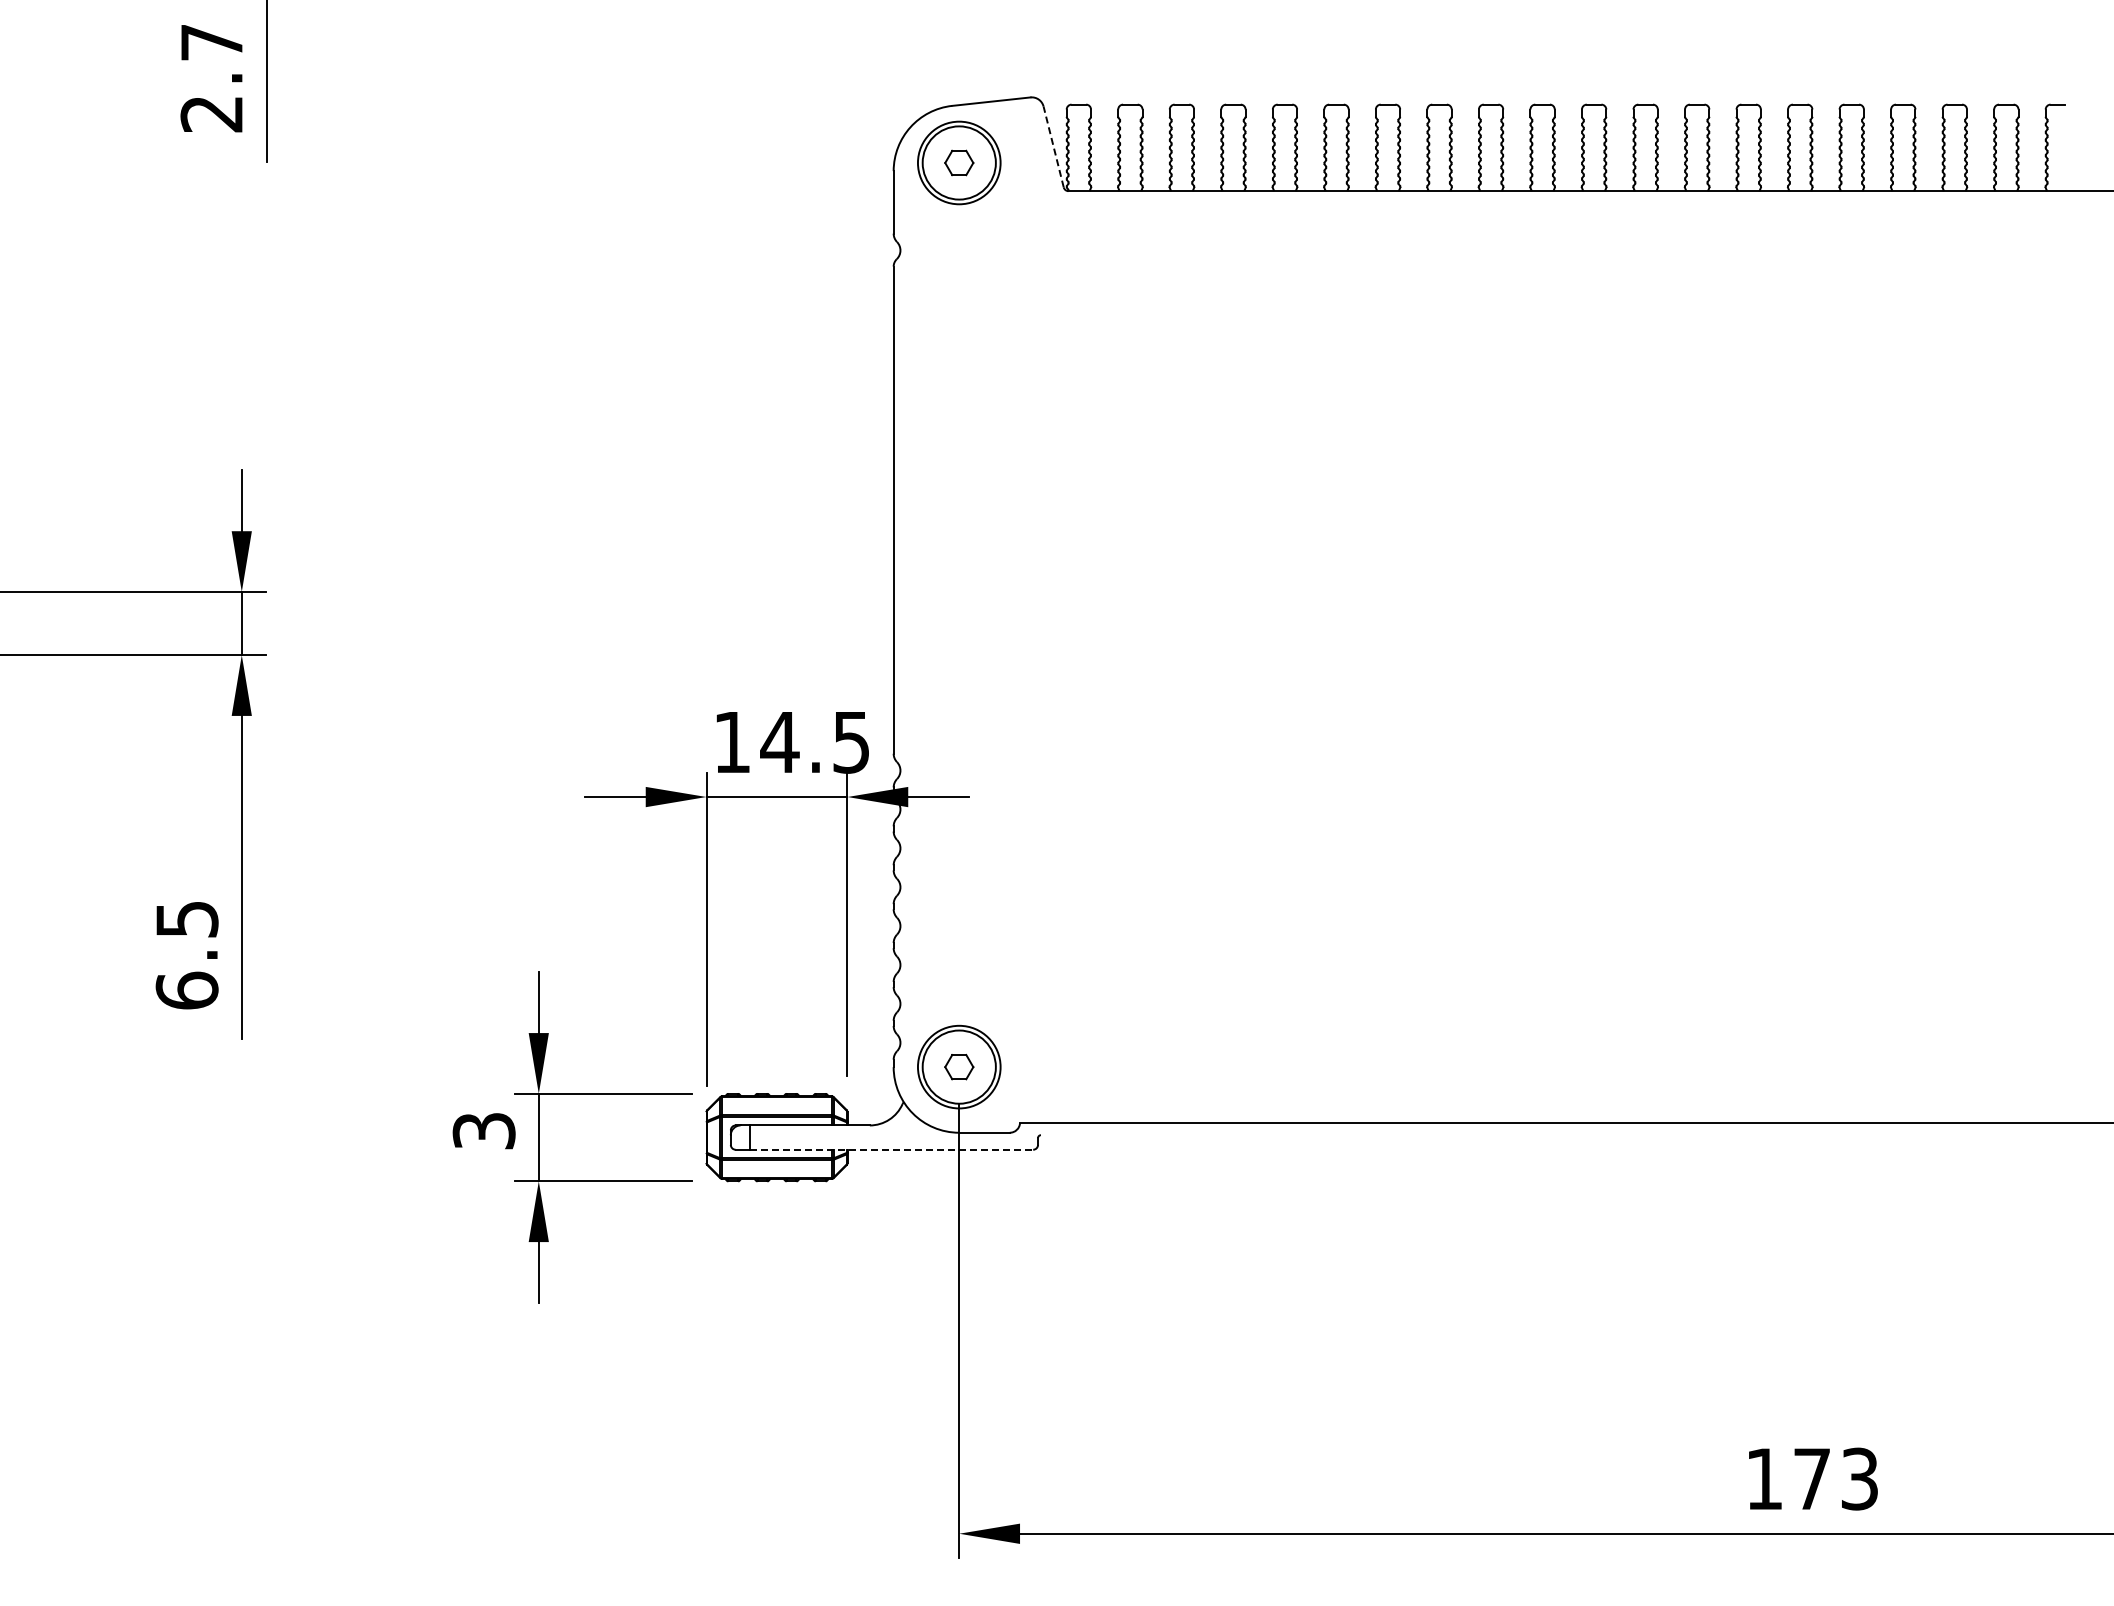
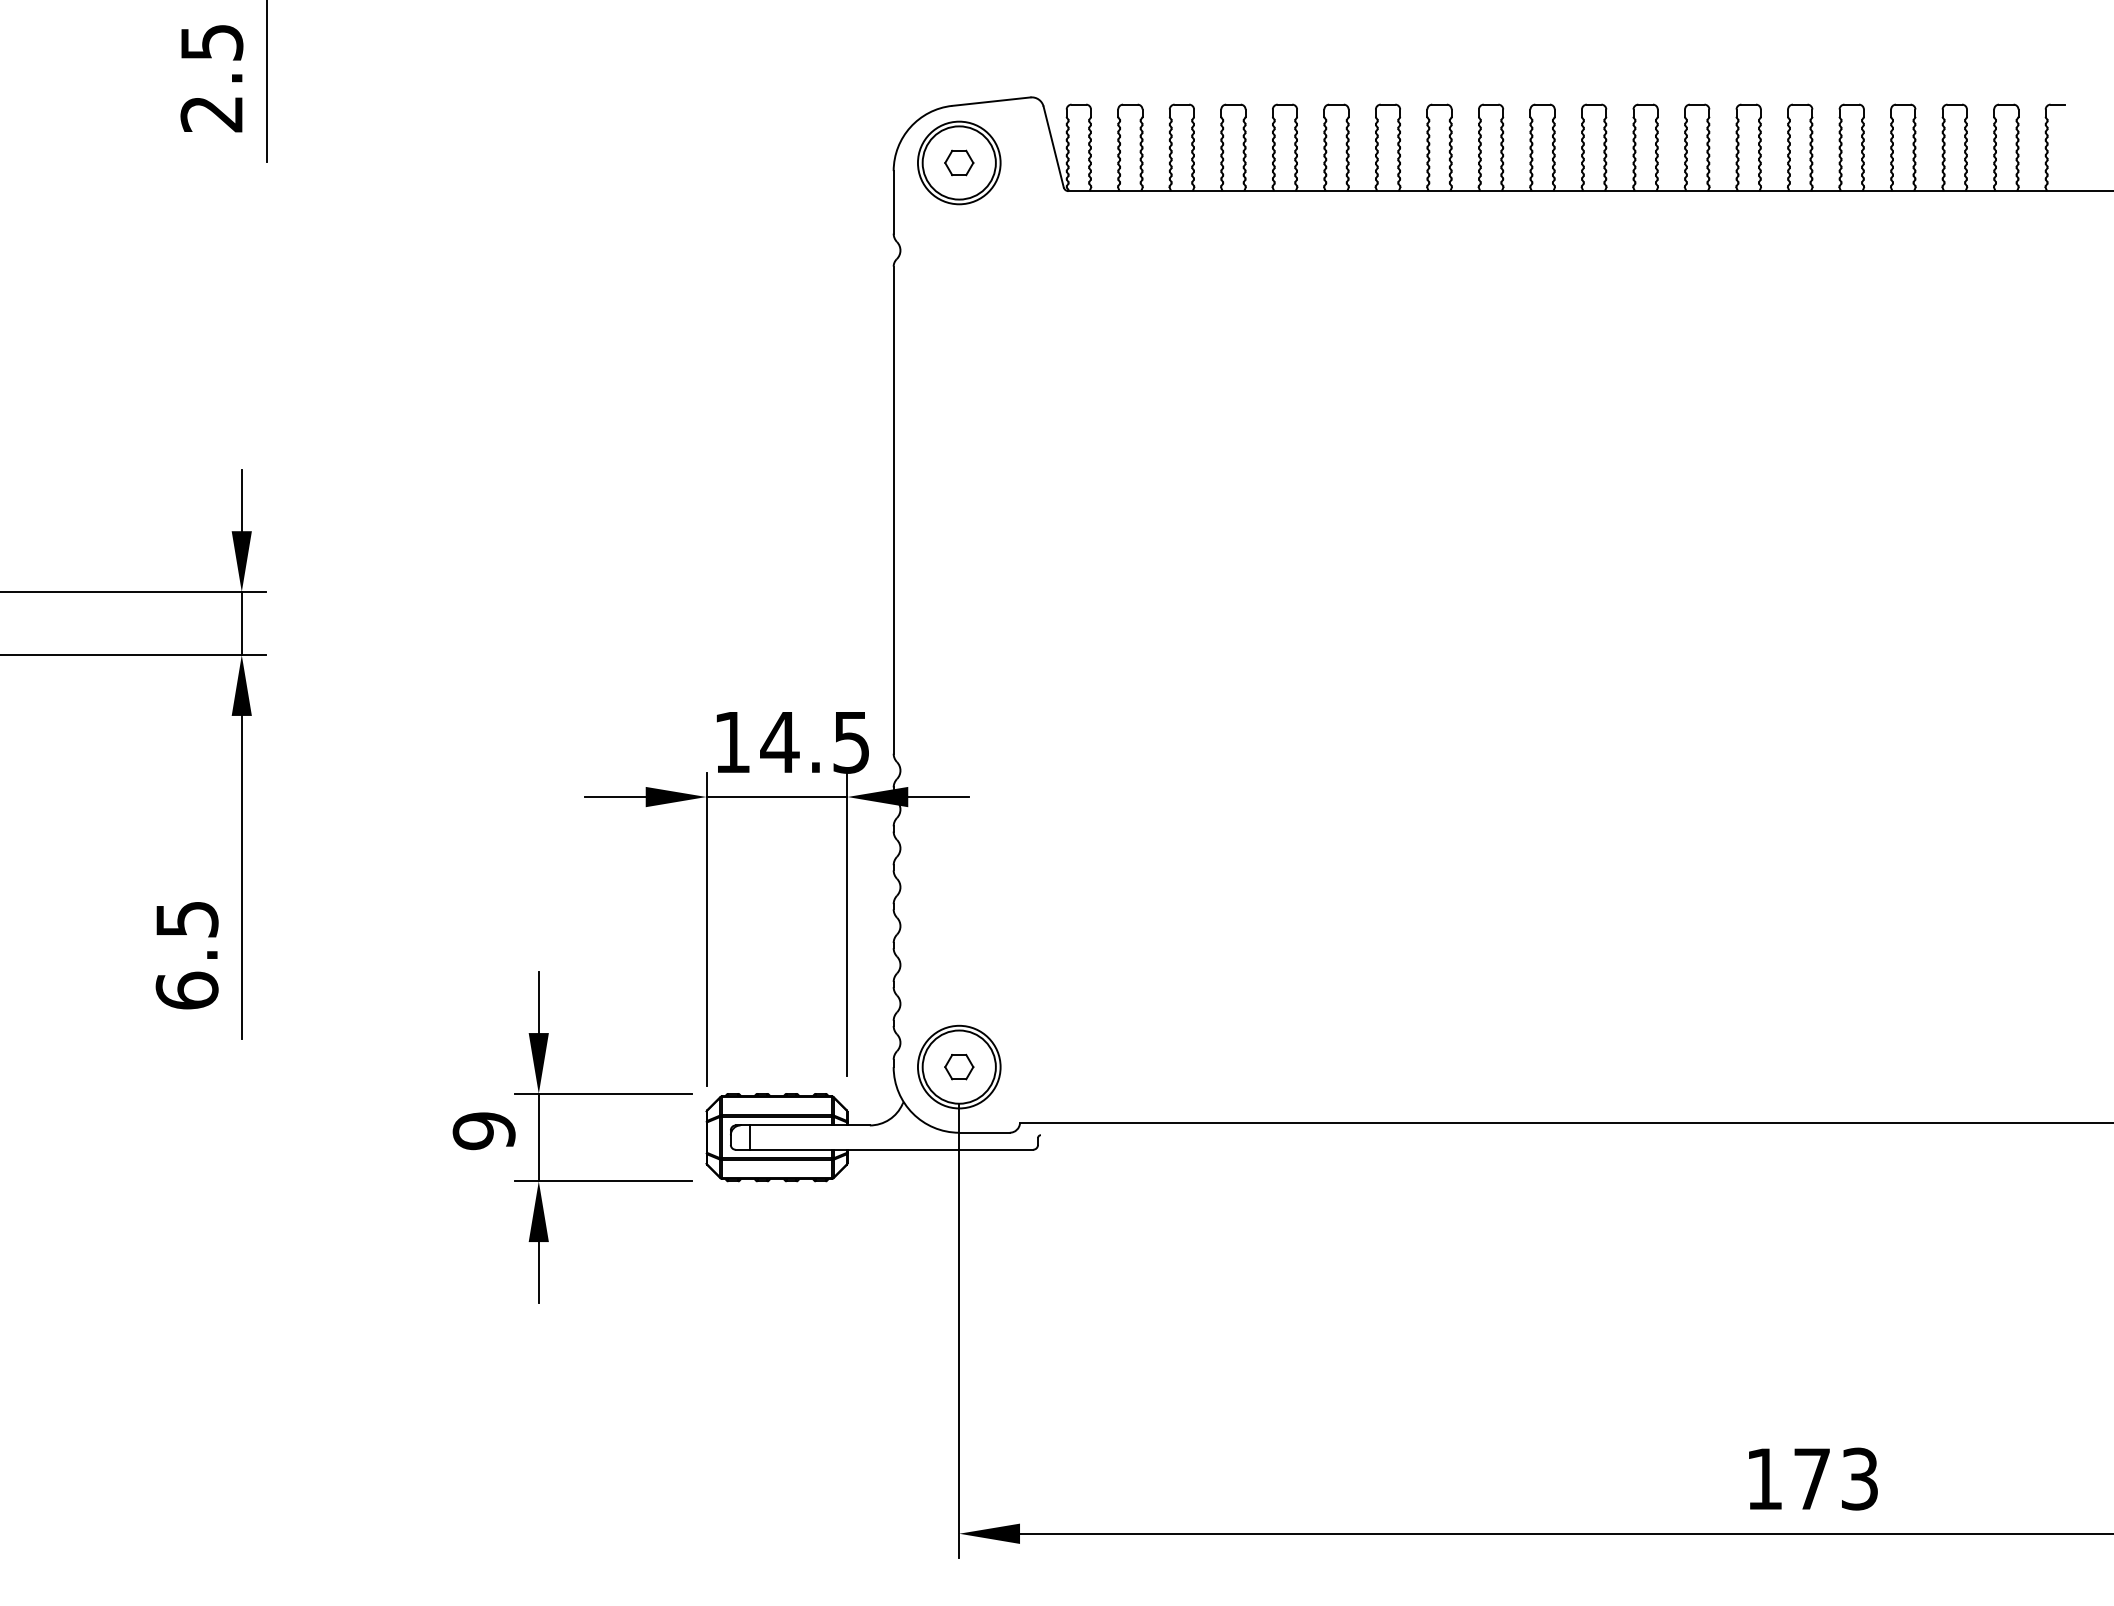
text: 2.7 -> 2.5 (212, 42)
line: dashed -> solid (1053, 147)
text: 3 -> 9 (483, 1131)
line: dashed -> solid (892, 1149)
